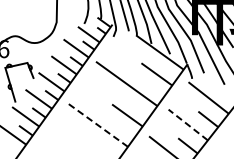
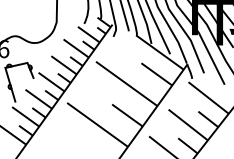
line: dashed -> solid (97, 124)
line: dashed -> solid (188, 125)
